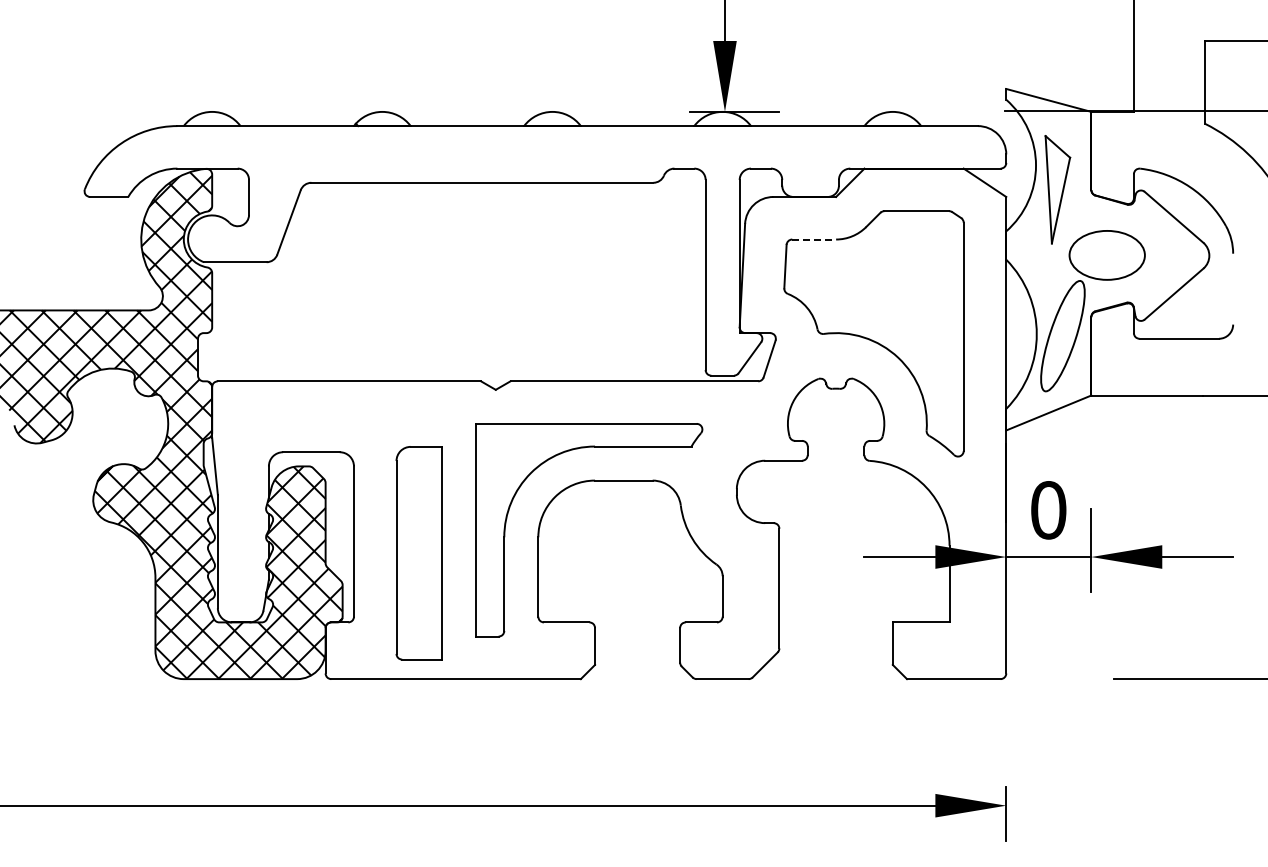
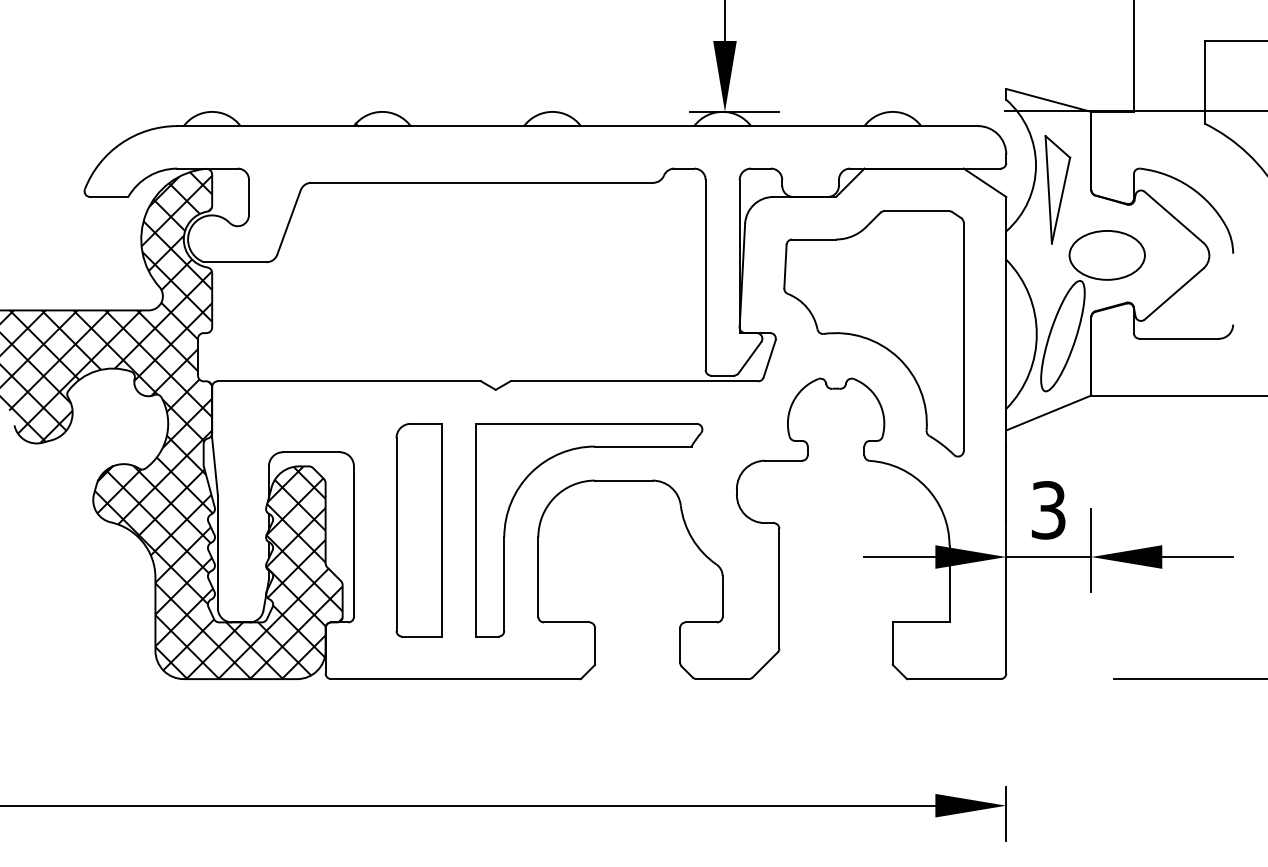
line: dashed -> solid (814, 239)
text: 0 -> 3 (1048, 510)
part position: (418, 553) -> (418, 530) (418, 530)
